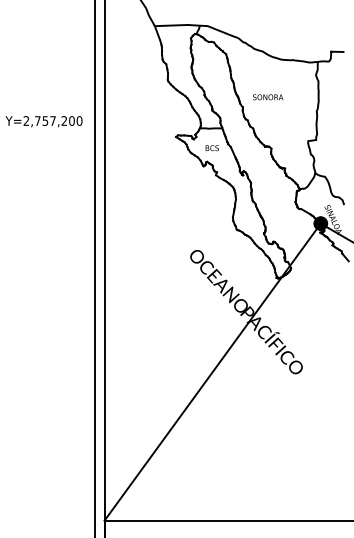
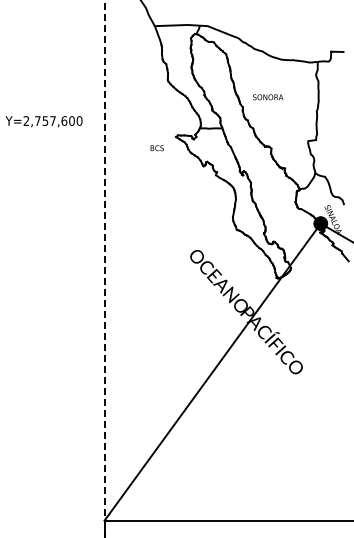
text: Y=2,757,200 -> Y=2,757,600 (64, 120)
text position: (211, 148) -> (156, 148) (156, 148)
line: present -> none (95, 268)
line: solid -> dashed (104, 268)
